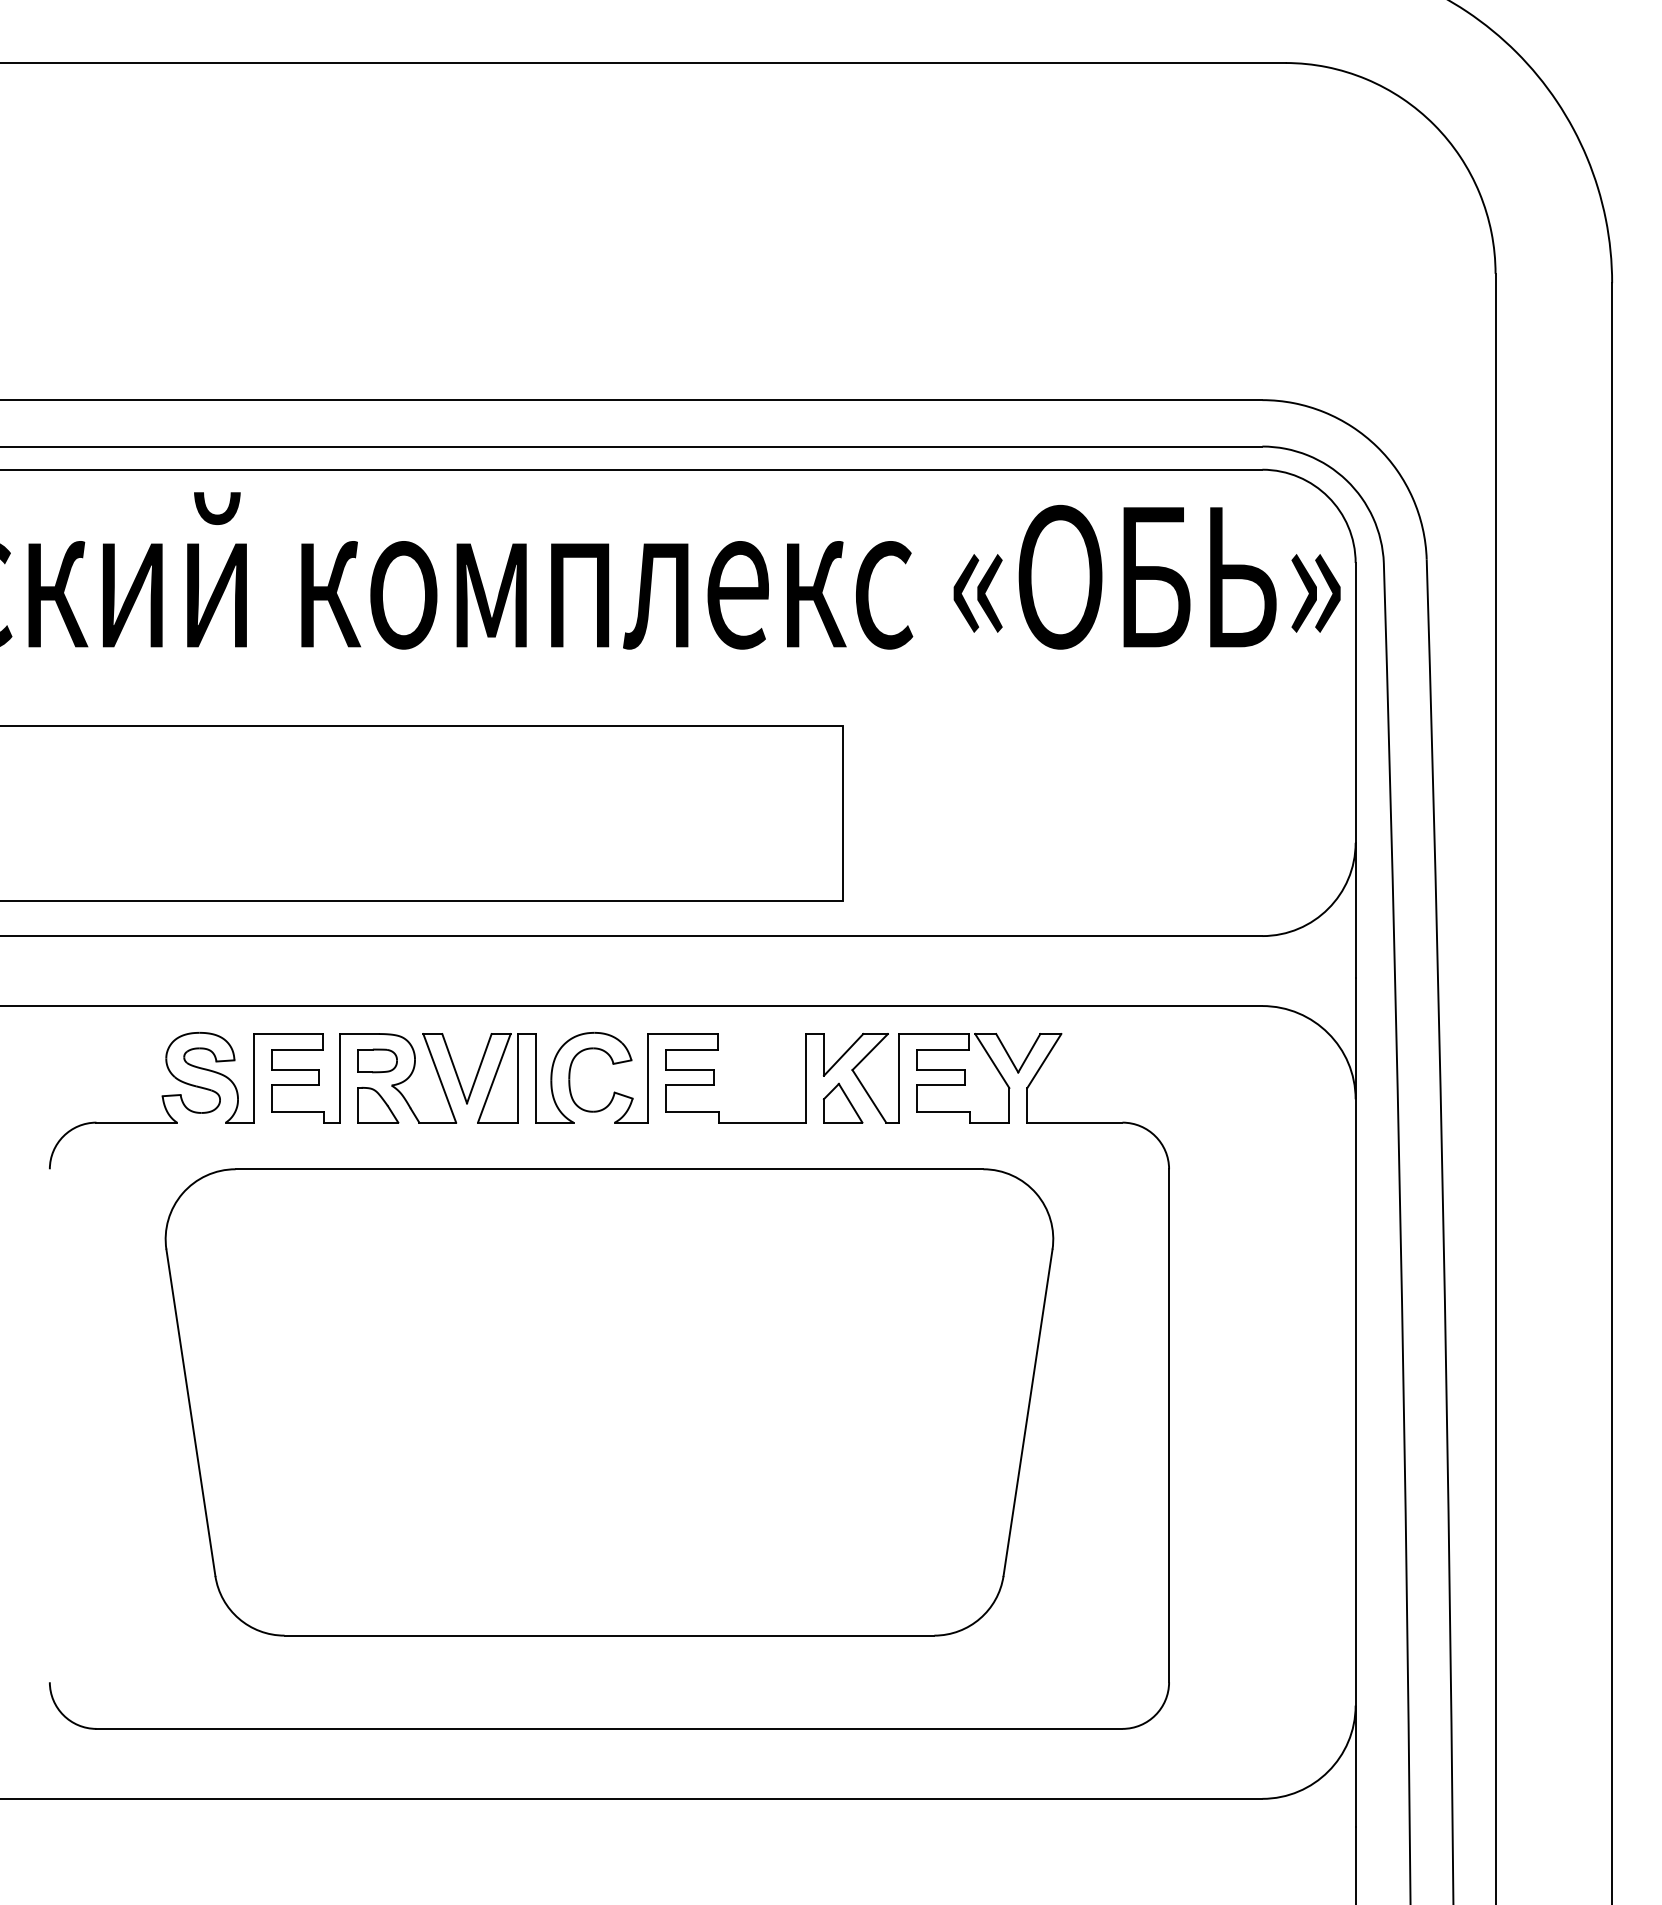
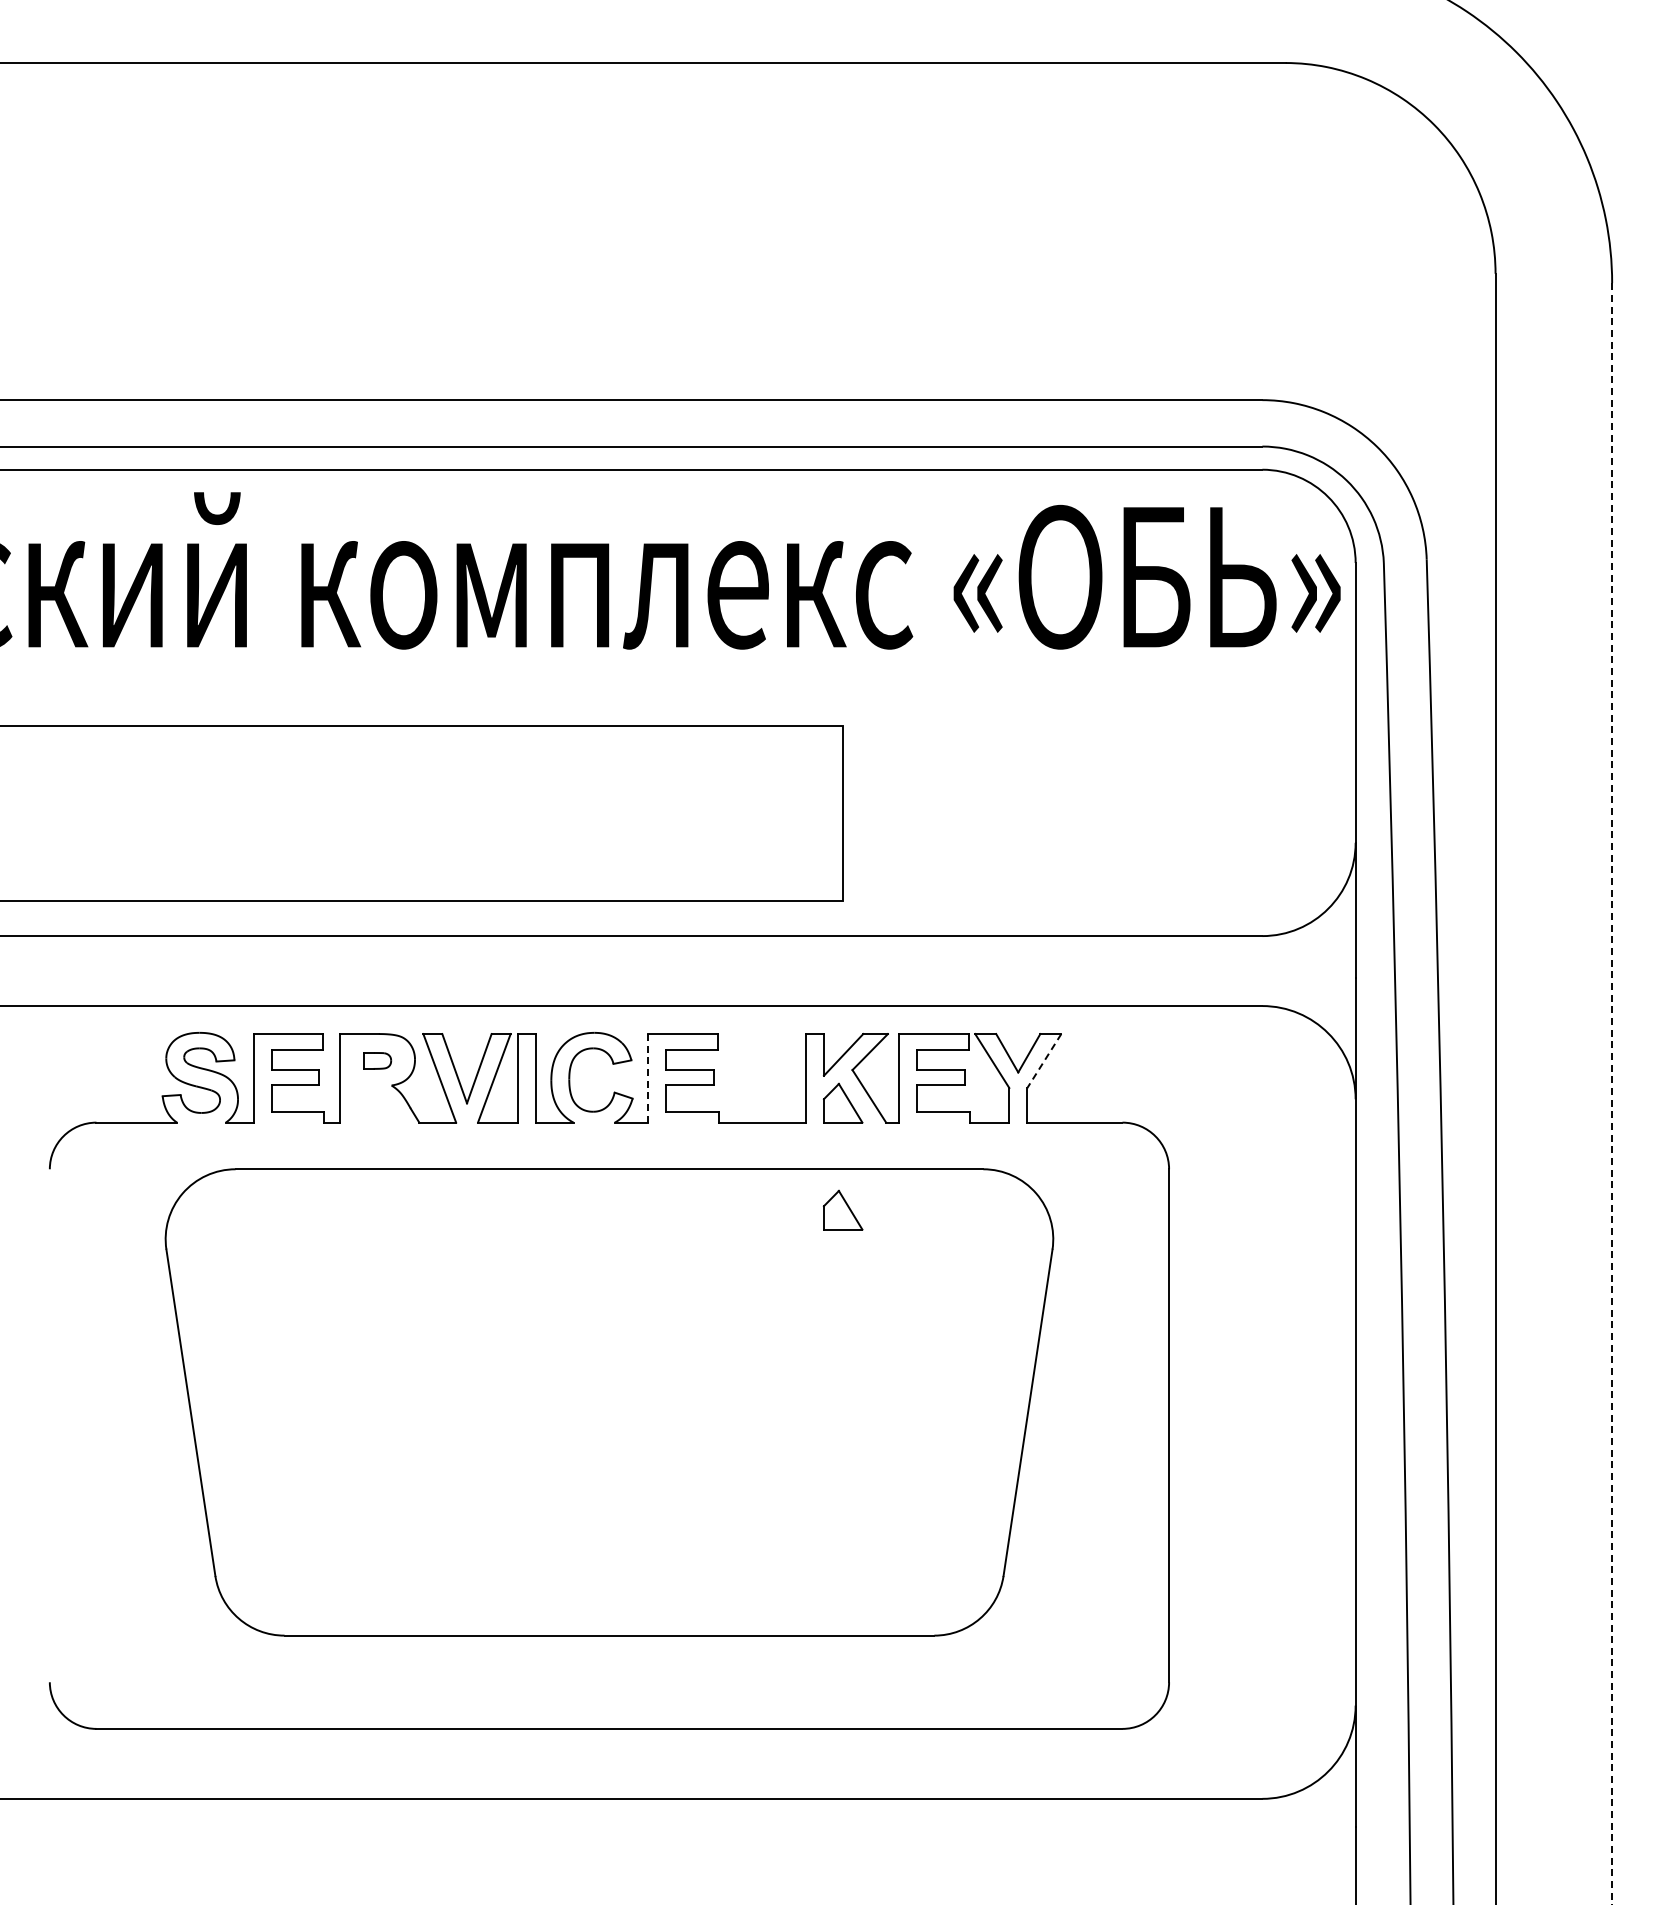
part size: 41x26 px -> 30x18 px (377, 1060)
line: solid -> dashed (1044, 1061)
line: solid -> dashed (648, 1077)
line: solid -> dashed (1612, 1094)
part: present -> none (378, 1105)
part: none -> present (842, 1209)
